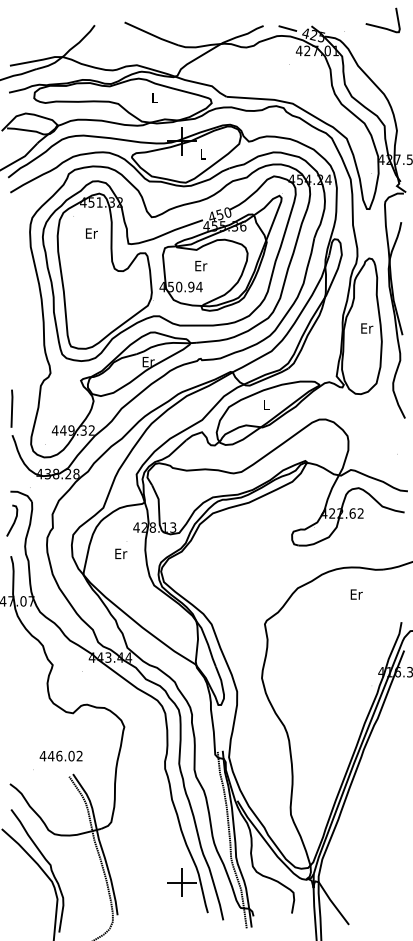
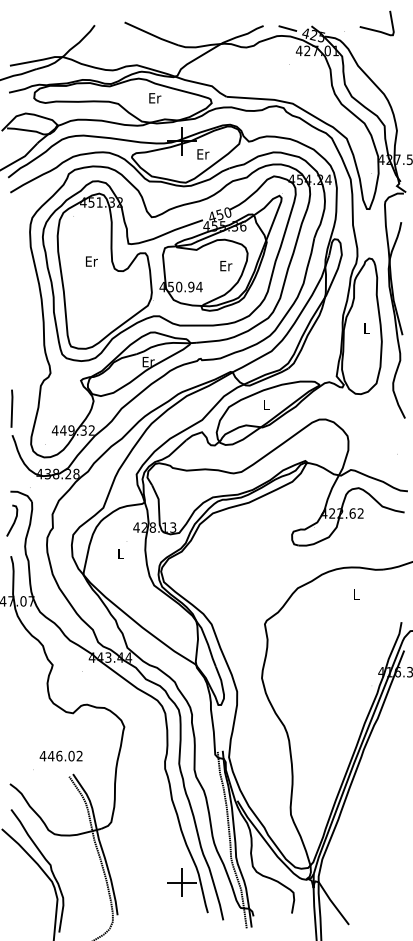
curve position: (381, 26) -> (375, 29) (375, 29)
text: L -> Er (155, 98)
text: L -> Er (203, 154)
text position: (91, 233) -> (91, 261) (91, 261)
text position: (201, 266) -> (226, 266) (226, 266)
text: Er -> L (367, 328)
text: Er -> L (121, 553)
text: Er -> L (356, 594)
